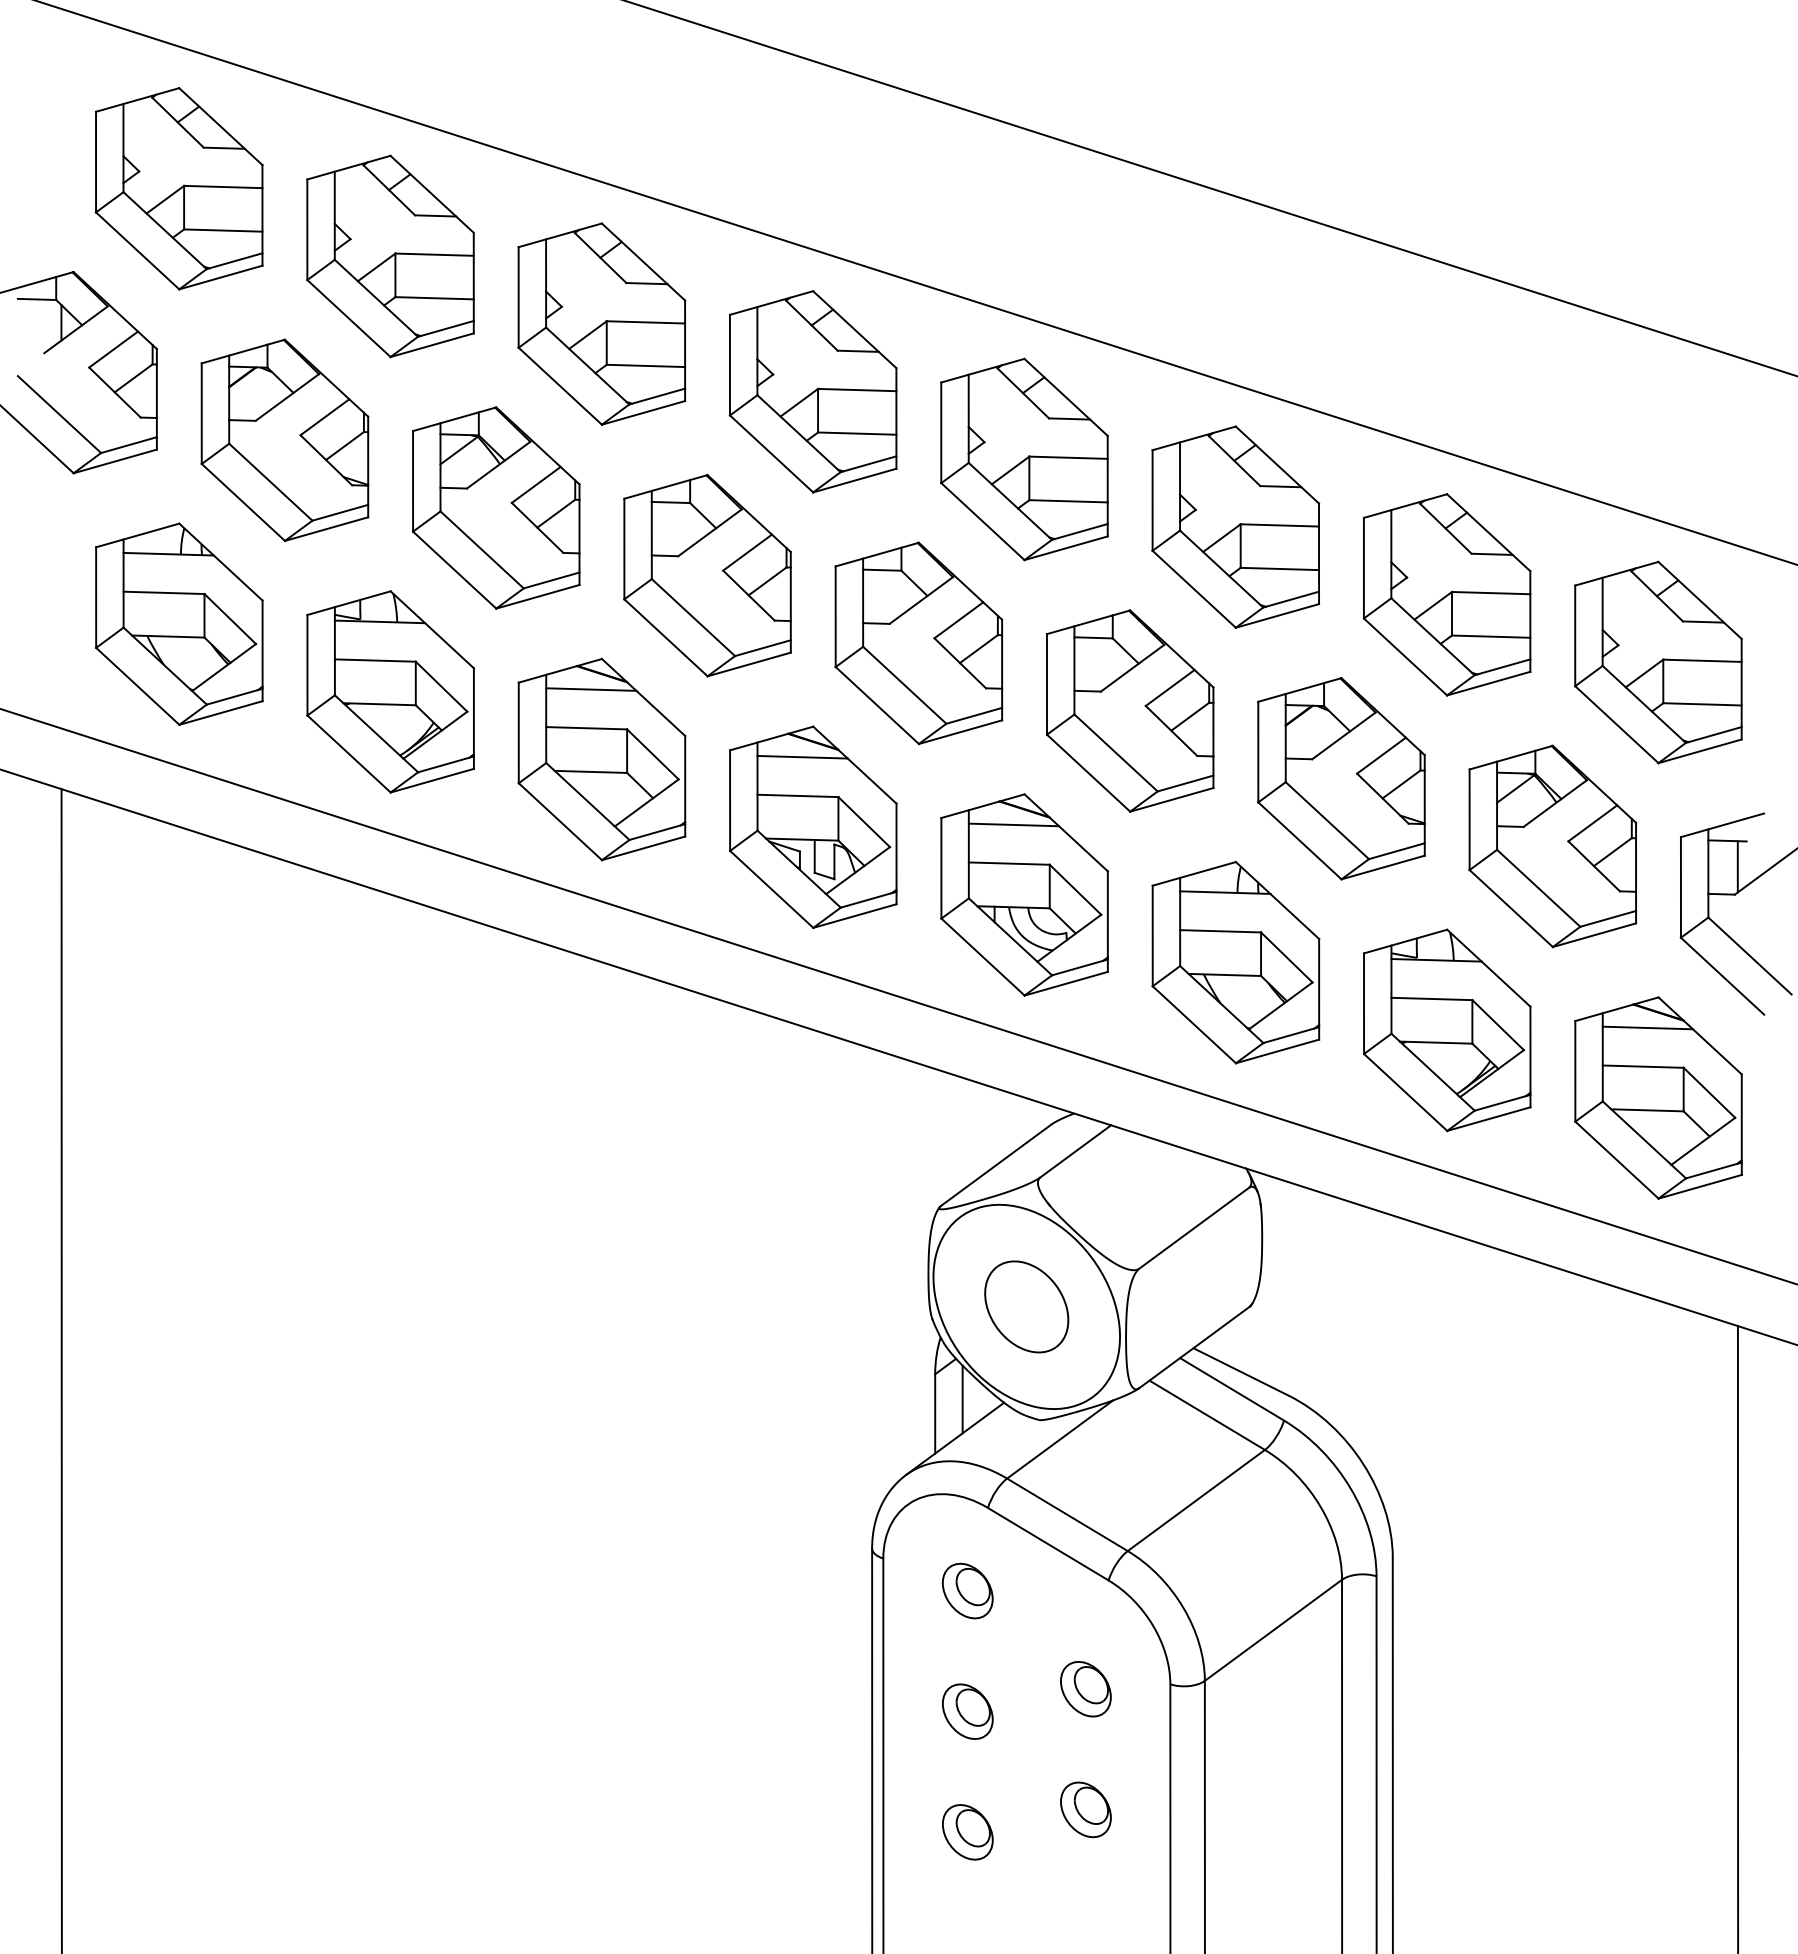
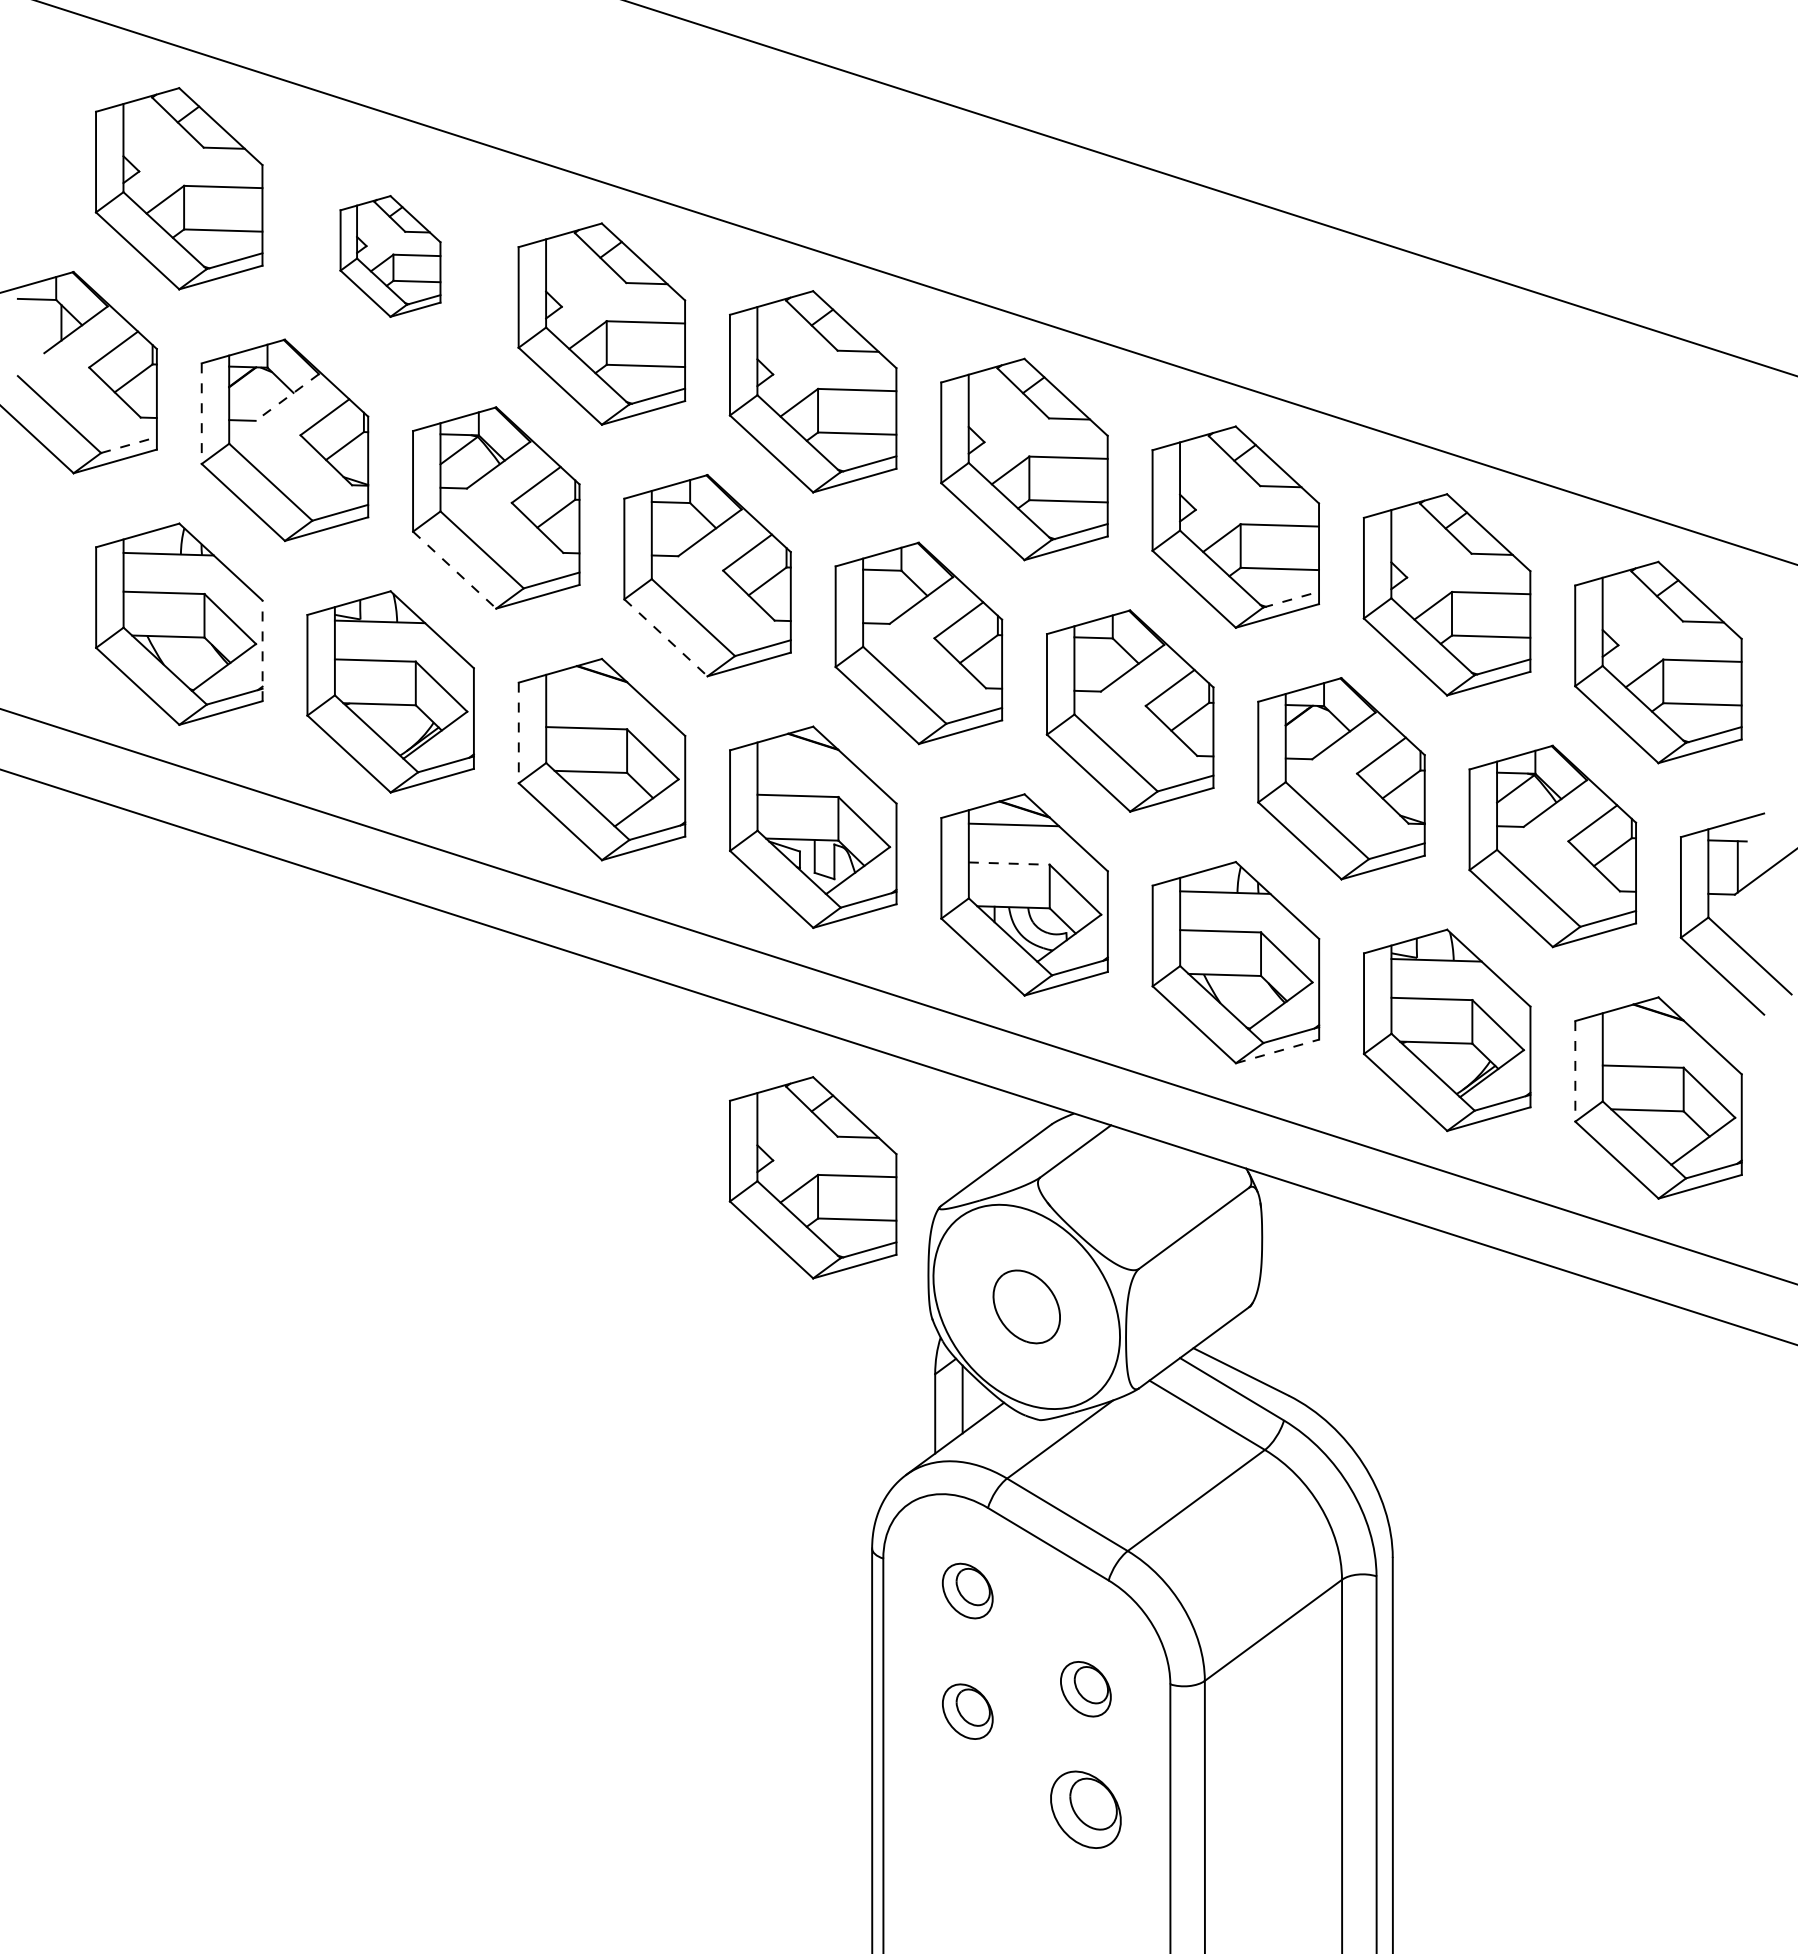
part size: 169x205 px -> 103x123 px (390, 256)
line: solid -> dashed (286, 397)
line: solid -> dashed (201, 414)
line: solid -> dashed (129, 445)
line: solid -> dashed (454, 570)
line: solid -> dashed (1291, 599)
line: solid -> dashed (666, 637)
line: solid -> dashed (262, 650)
line: present -> none (591, 689)
line: solid -> dashed (518, 733)
line: present -> none (802, 756)
line: solid -> dashed (1009, 863)
line: present -> none (1647, 1027)
line: solid -> dashed (1278, 1051)
line: solid -> dashed (1575, 1071)
part: none -> present (812, 1177)
part size: 86x94 px -> 69x76 px (1026, 1306)
line: present -> none (61, 1369)
line: present -> none (1737, 1638)
part size: 52x58 px -> 72x79 px (1085, 1809)
part: present -> none (967, 1832)
